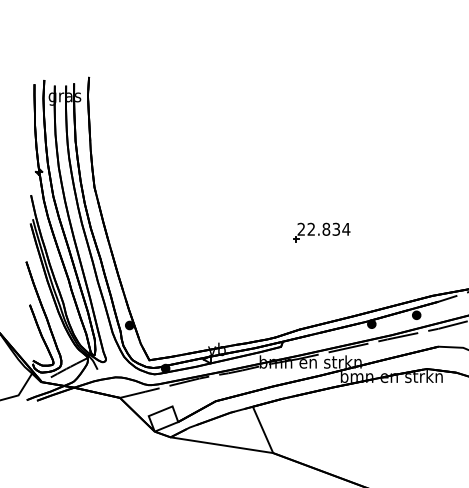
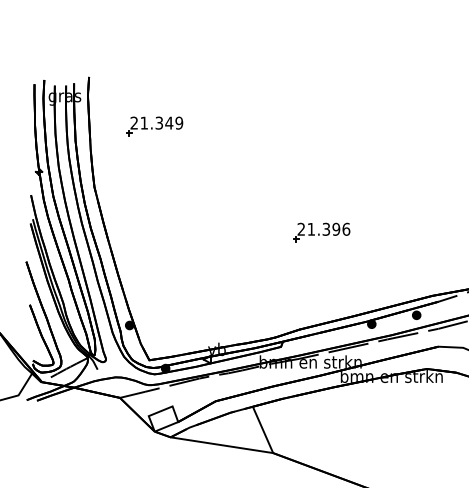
part: none -> present (154, 126)
text: 22.834 -> 21.396 (328, 228)
